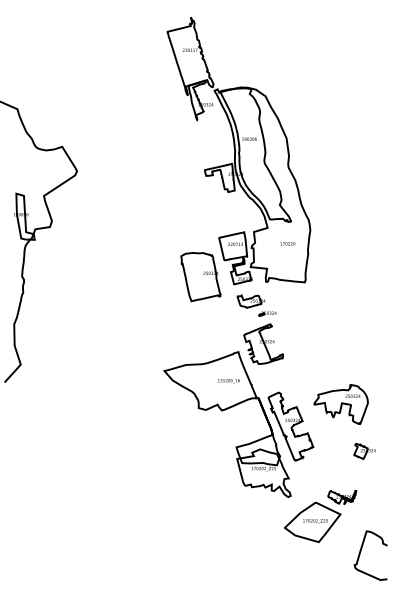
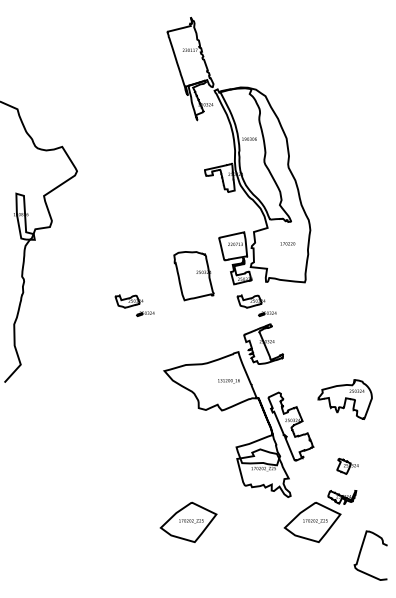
part position: (200, 277) -> (193, 276) (193, 276)
part: none -> present (134, 305)
part position: (340, 404) -> (344, 399) (344, 399)
part position: (364, 450) -> (347, 465) (347, 465)
part: none -> present (188, 521)
